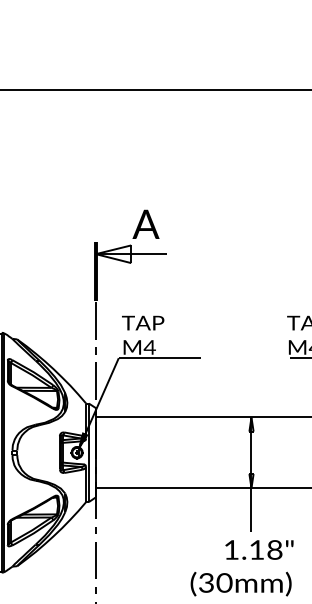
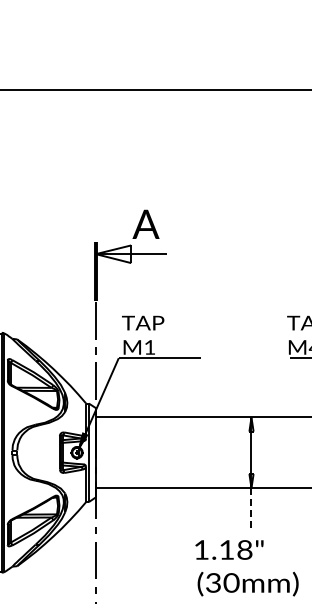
text: M4 -> M1 (149, 347)
line: solid -> dashed (251, 510)
text position: (259, 549) -> (229, 549) (229, 549)
text position: (240, 583) -> (247, 583) (247, 583)
